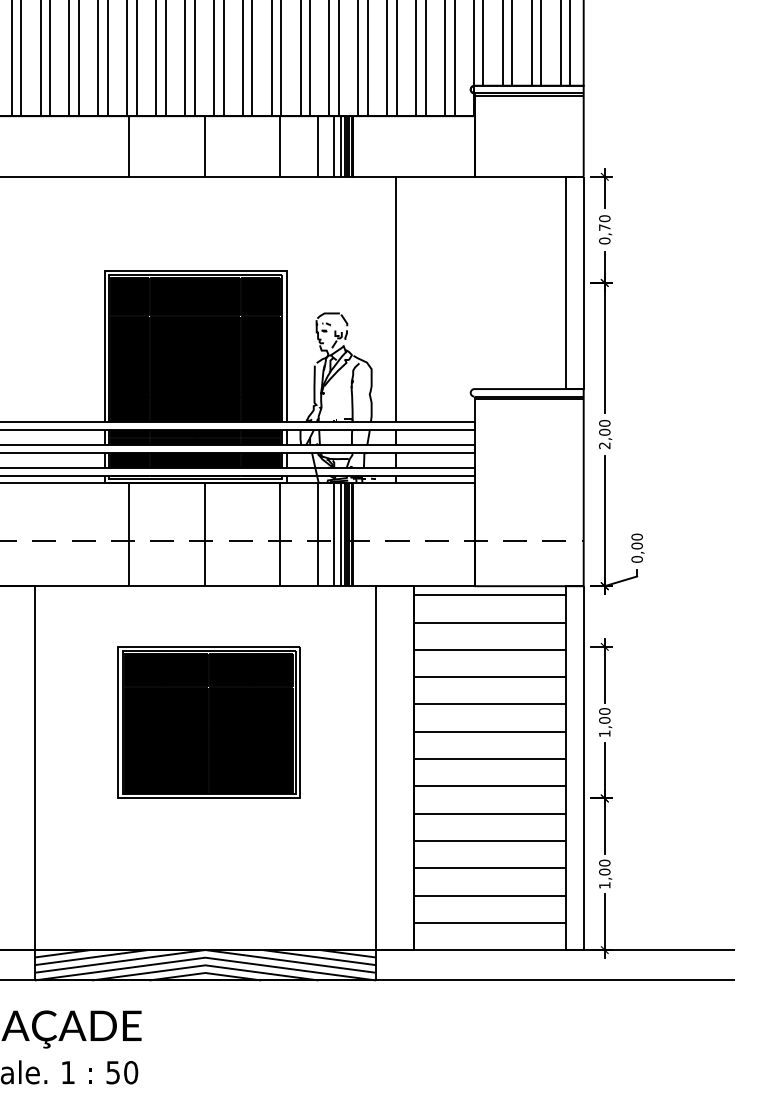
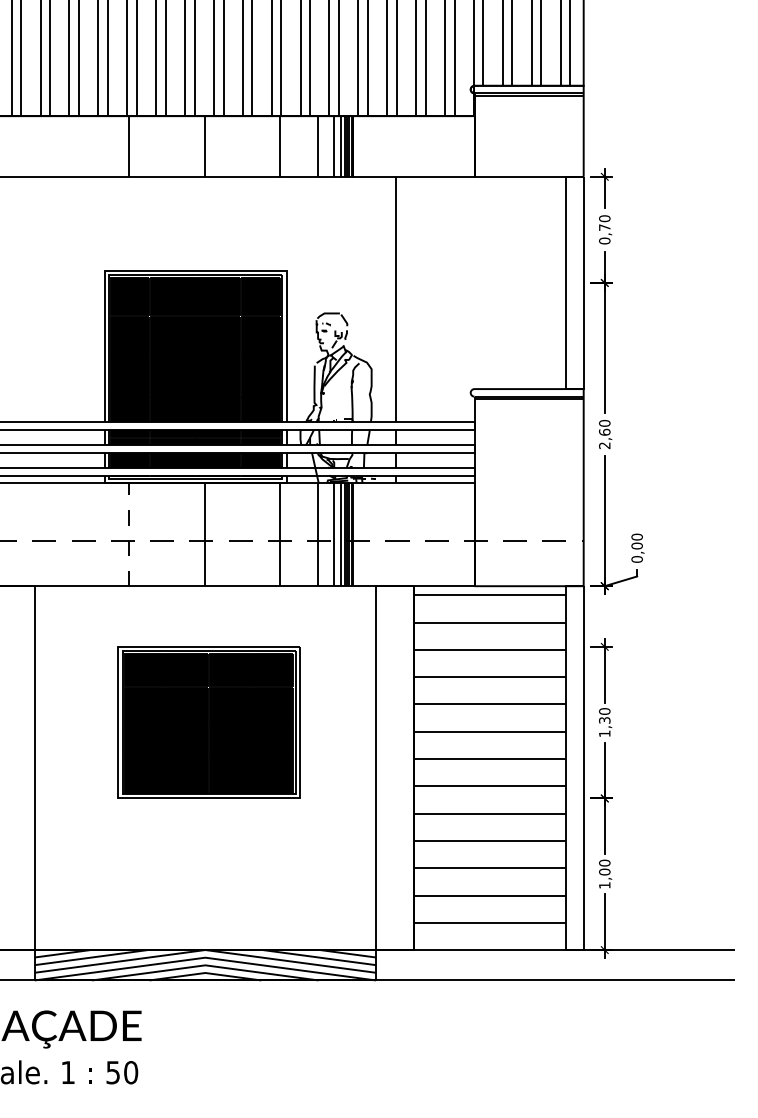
text: 2,00 -> 2,60 (604, 431)
line: solid -> dashed (128, 534)
text: 1,00 -> 1,30 (604, 720)
